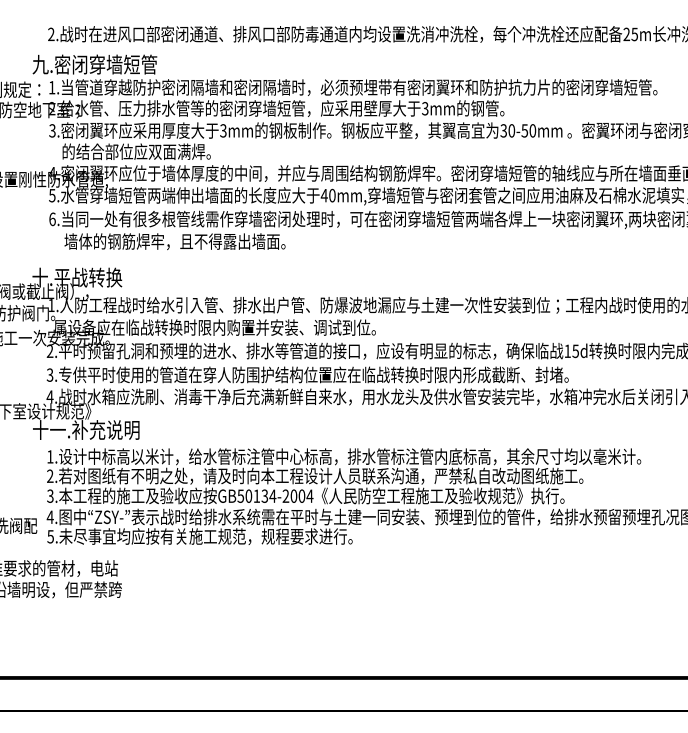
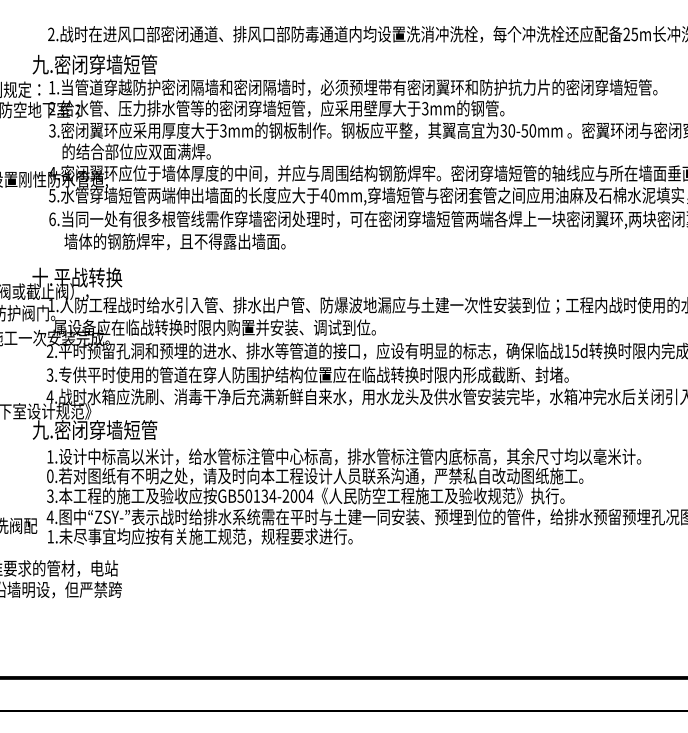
text: 十一.补充说明 -> 九.密闭穿墙短管 (94, 429)
text: 2. -> 0. (50, 476)
text: 5. -> 1. (50, 536)
